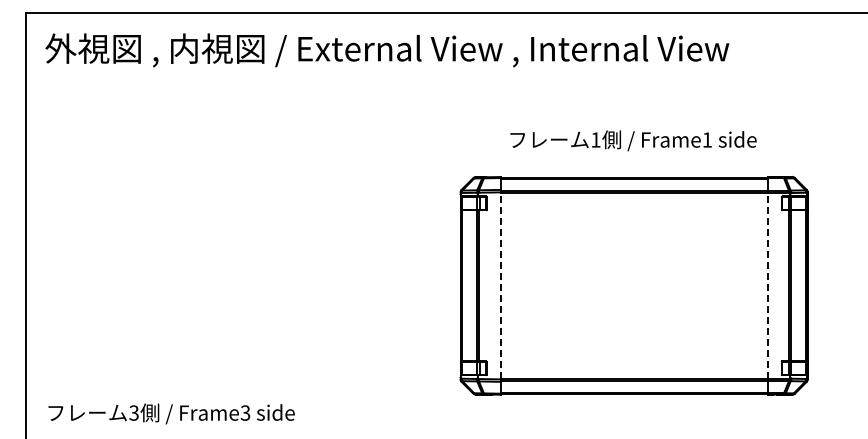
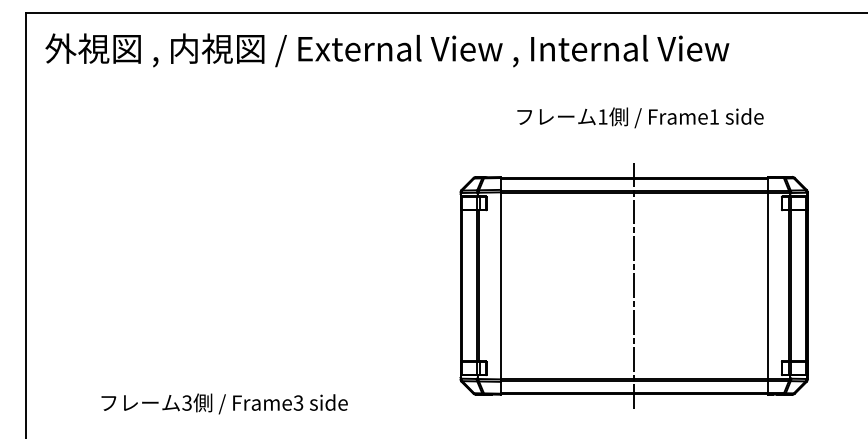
text position: (633, 140) -> (640, 117) (640, 117)
line: dashed -> solid (500, 285)
line: none -> present (634, 285)
line: dashed -> solid (767, 285)
text position: (171, 413) -> (224, 403) (224, 403)
